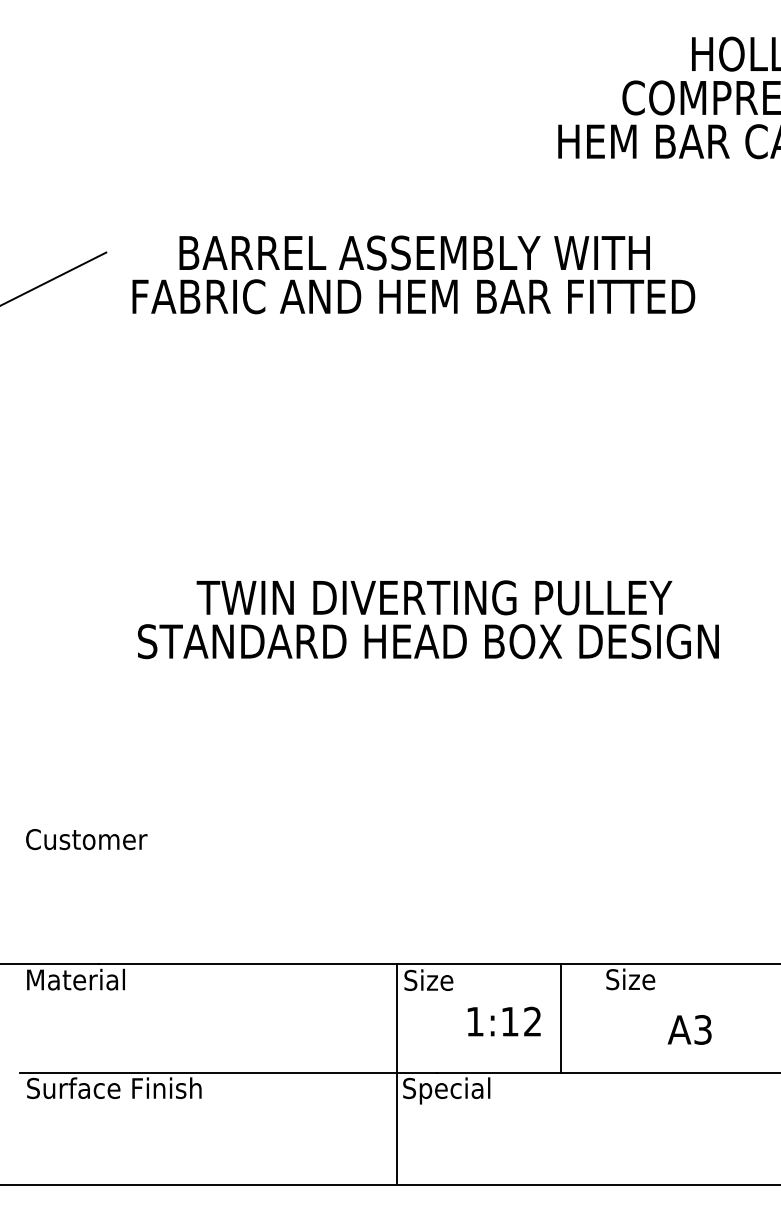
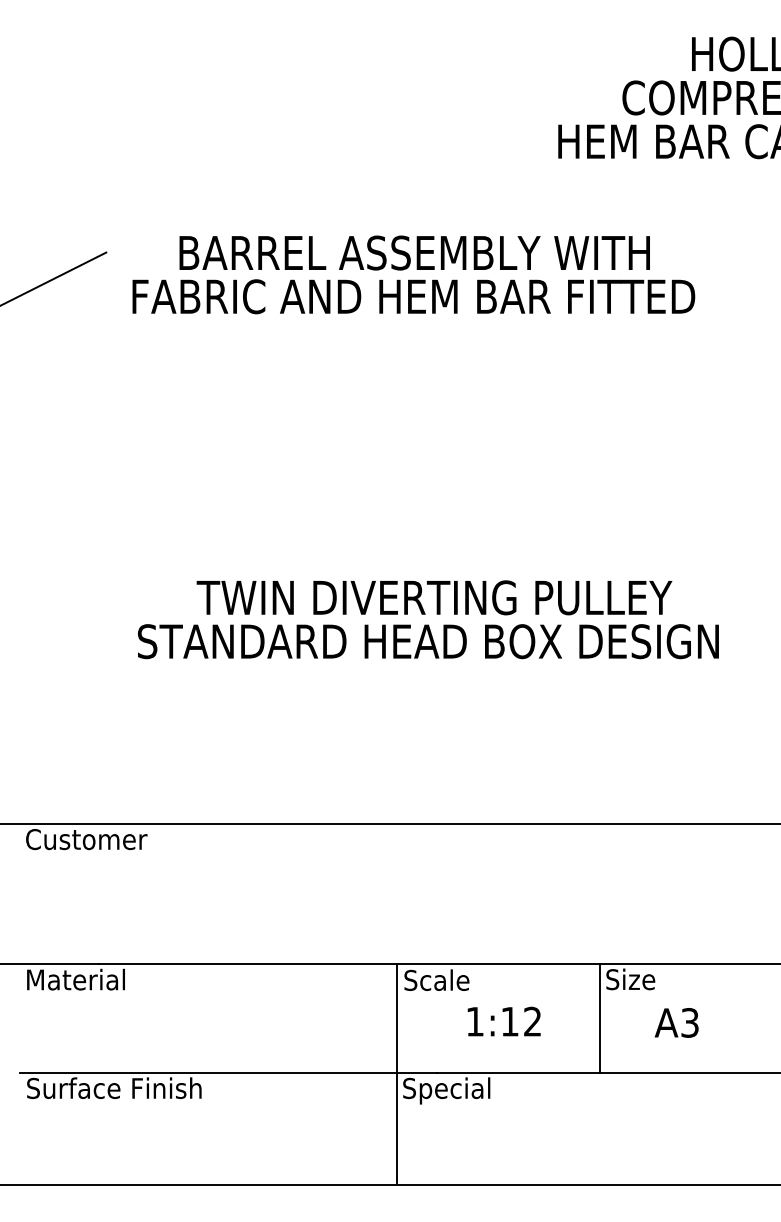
line: none -> present (389, 823)
text: Size -> Scale (444, 979)
line position: (561, 1018) -> (600, 1018) (600, 1018)
text position: (689, 1029) -> (676, 1022) (676, 1022)
